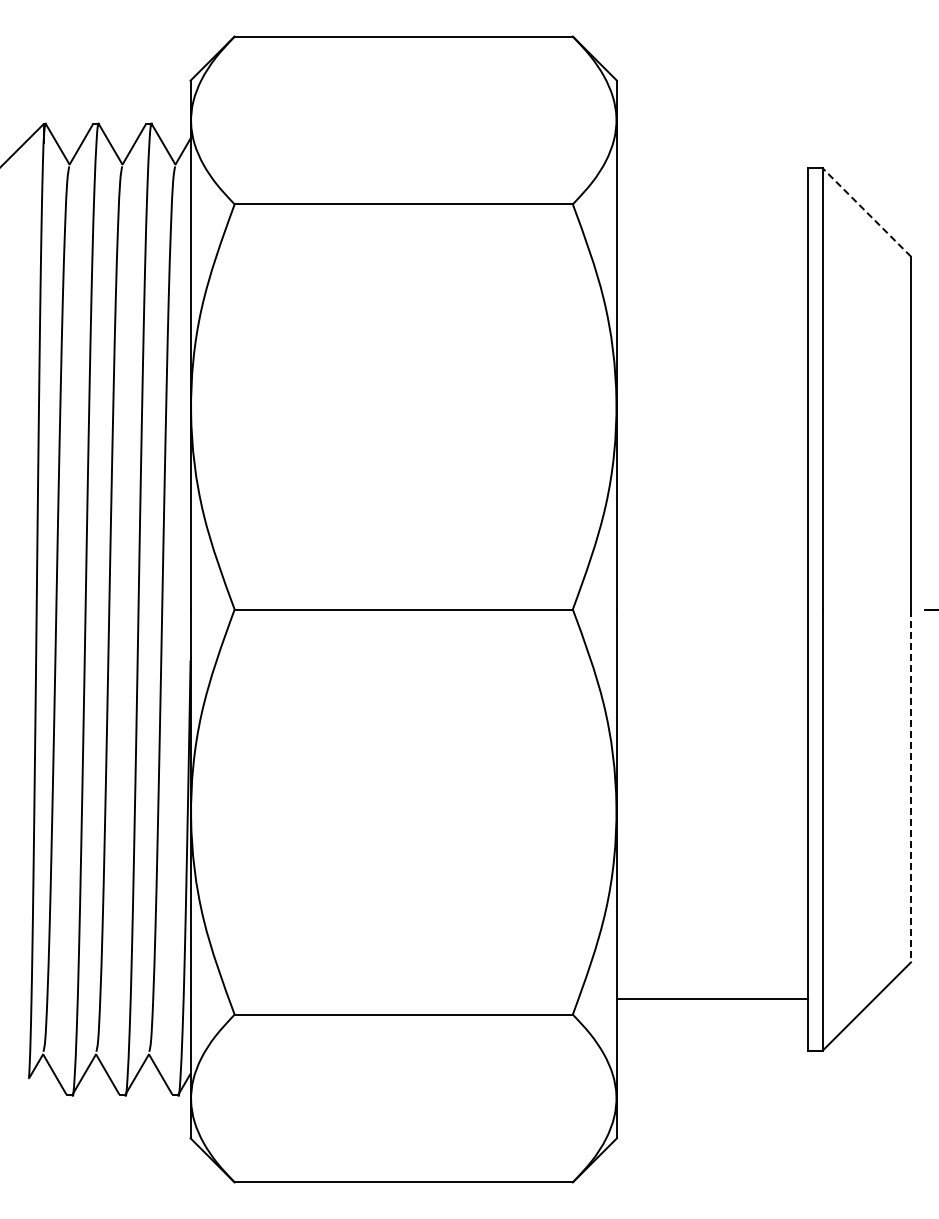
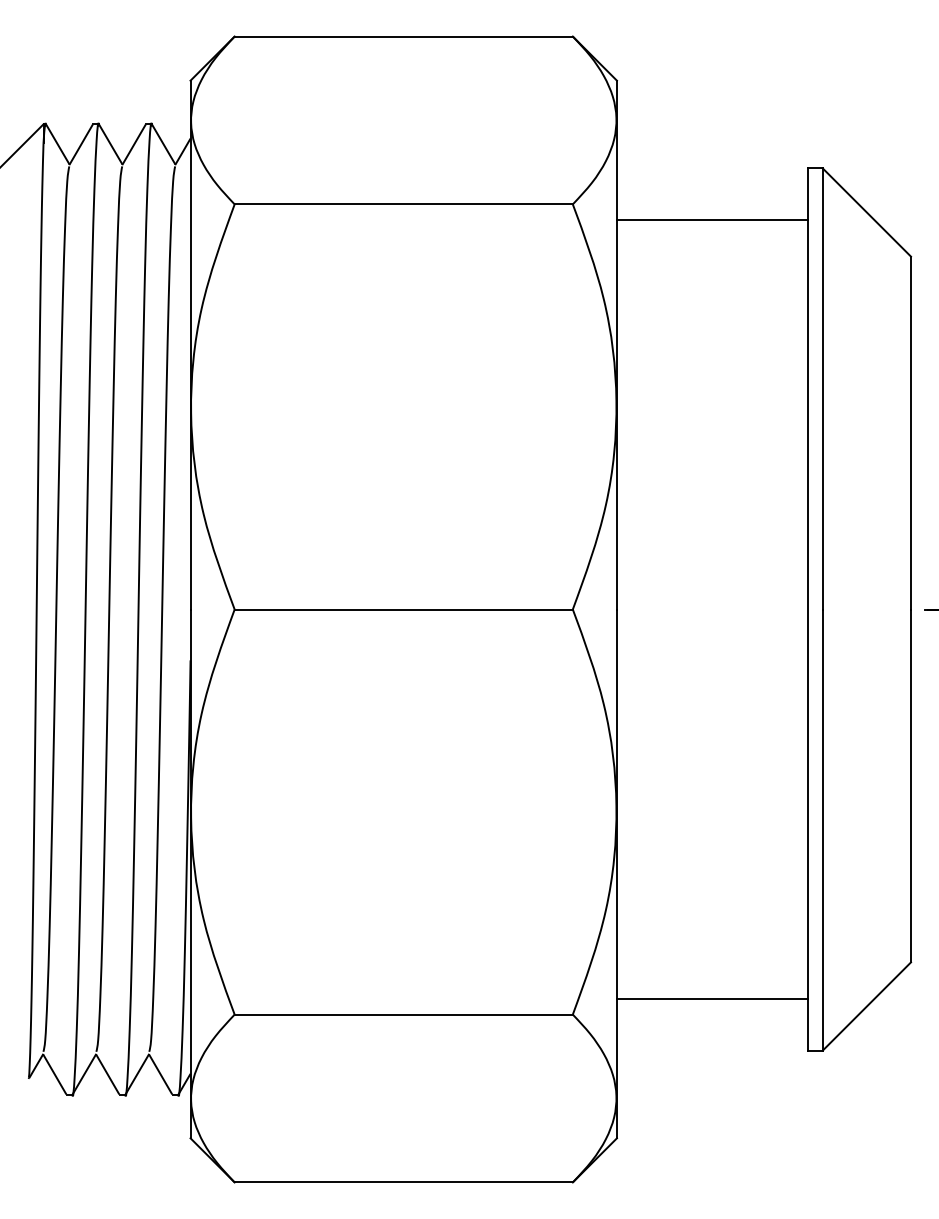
line: dashed -> solid (866, 212)
line: none -> present (712, 219)
line: dashed -> solid (911, 786)
